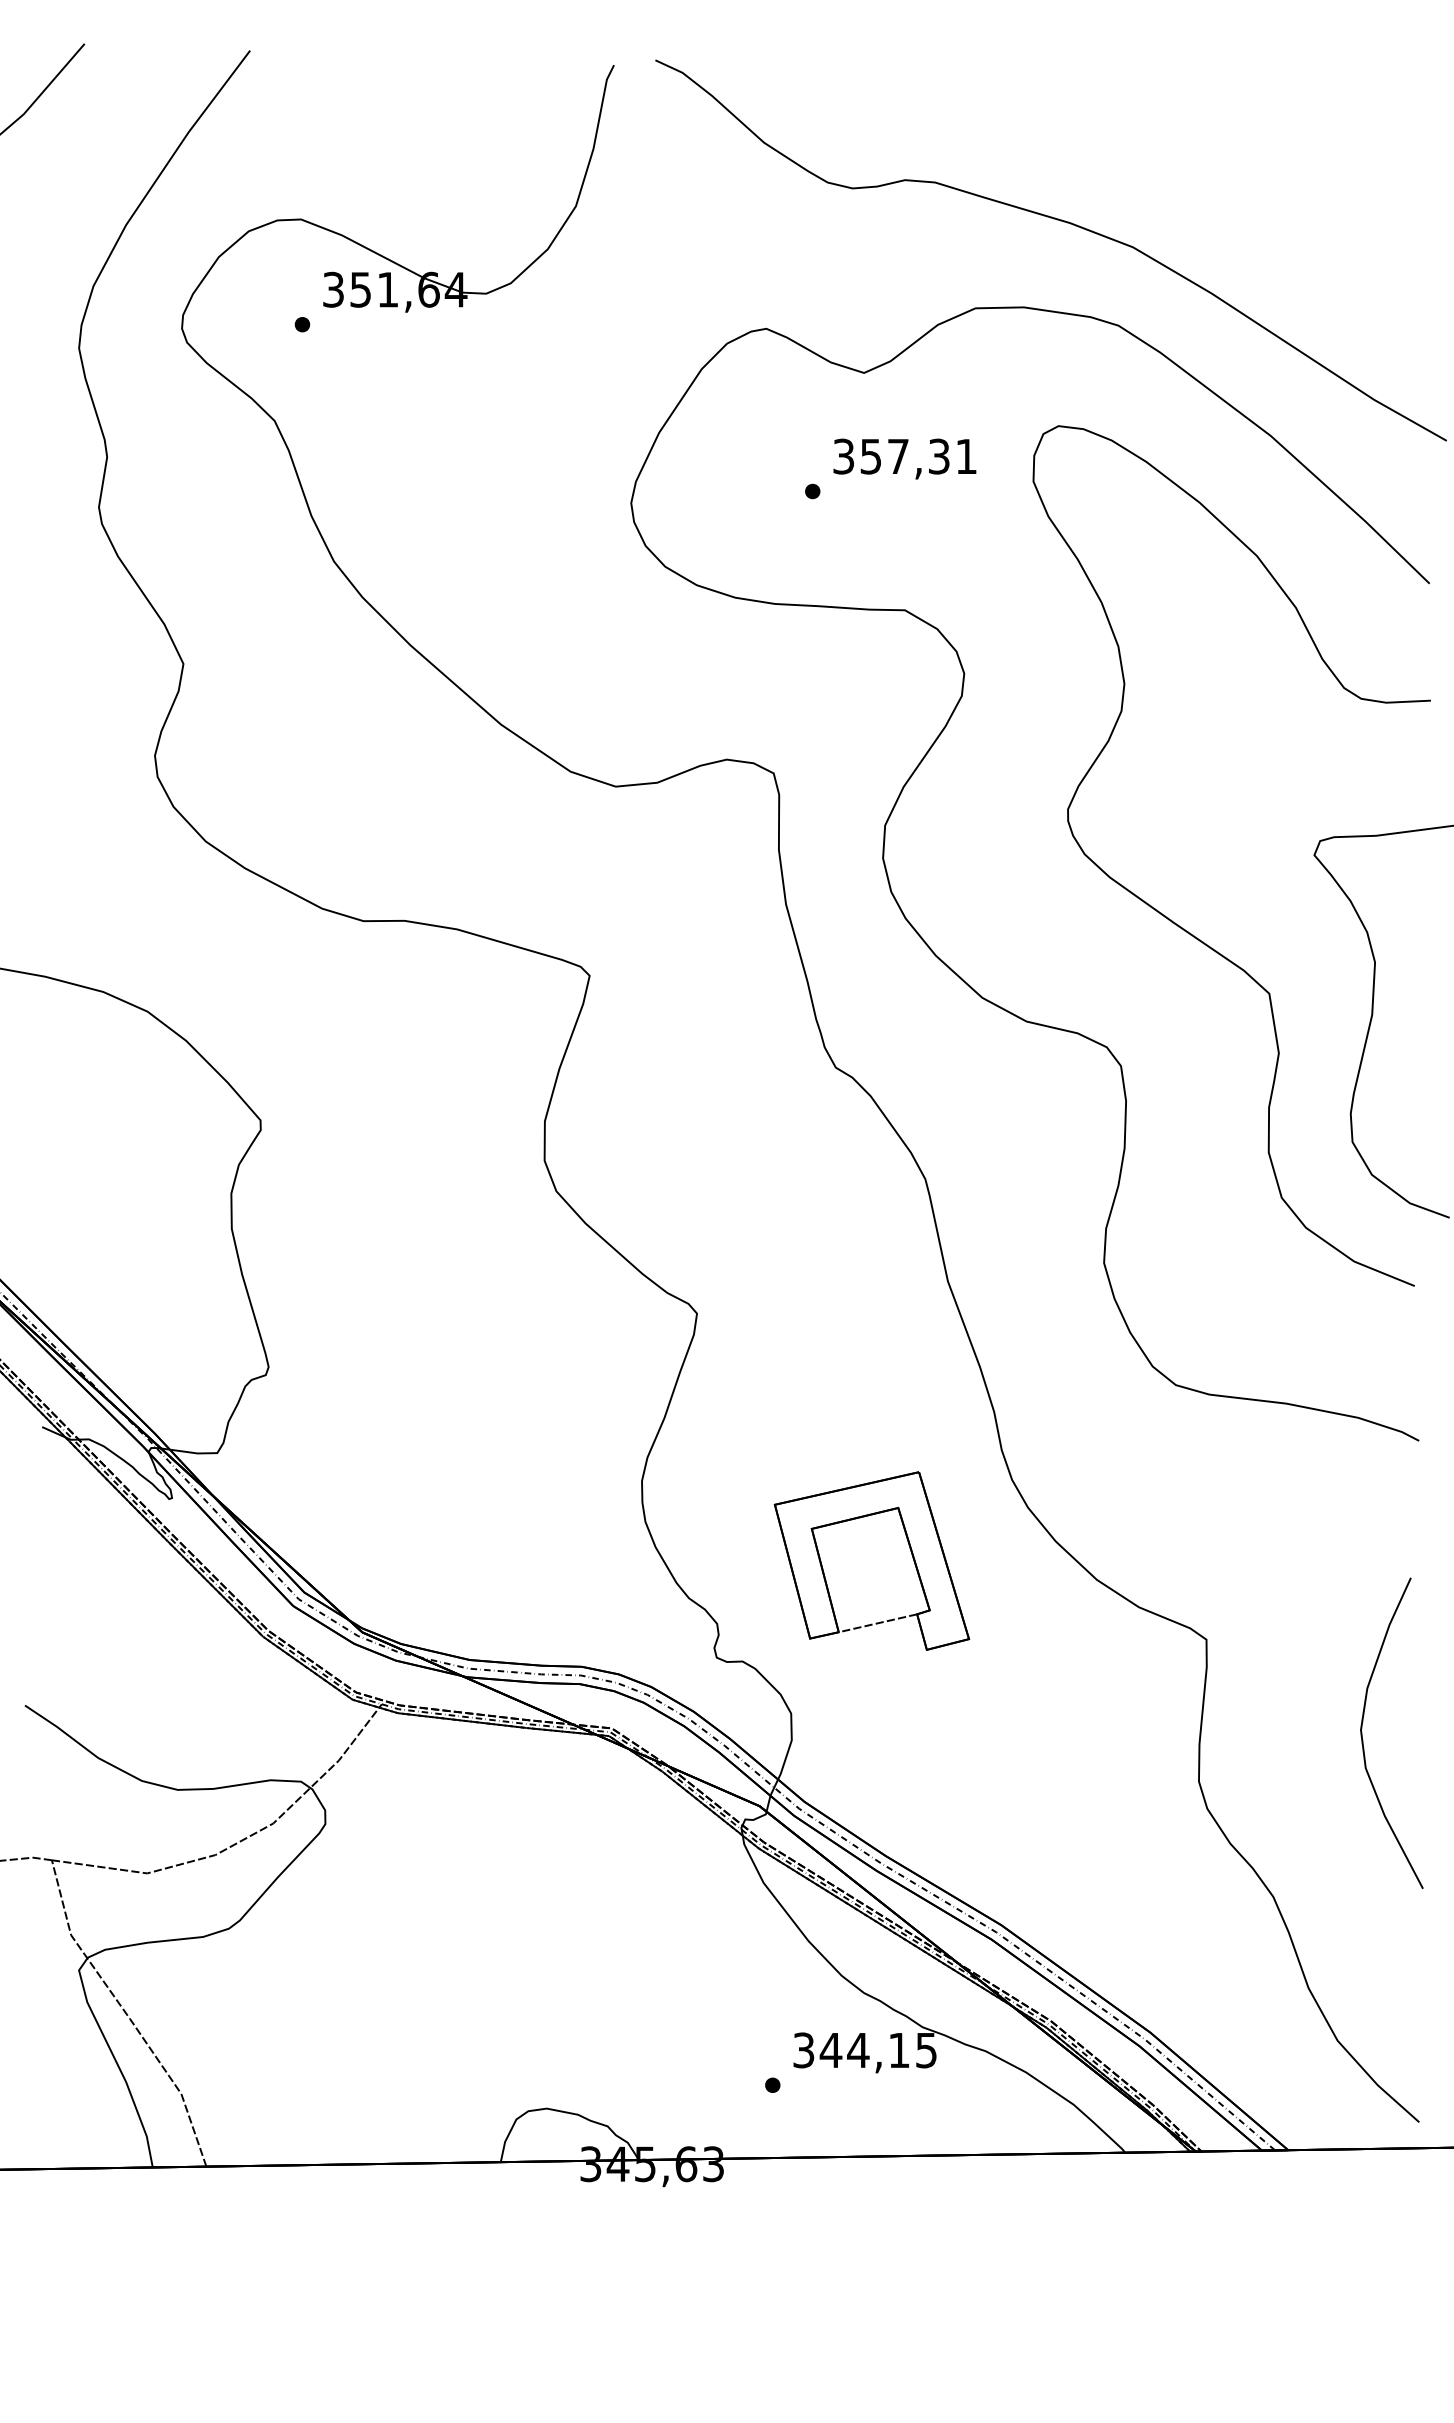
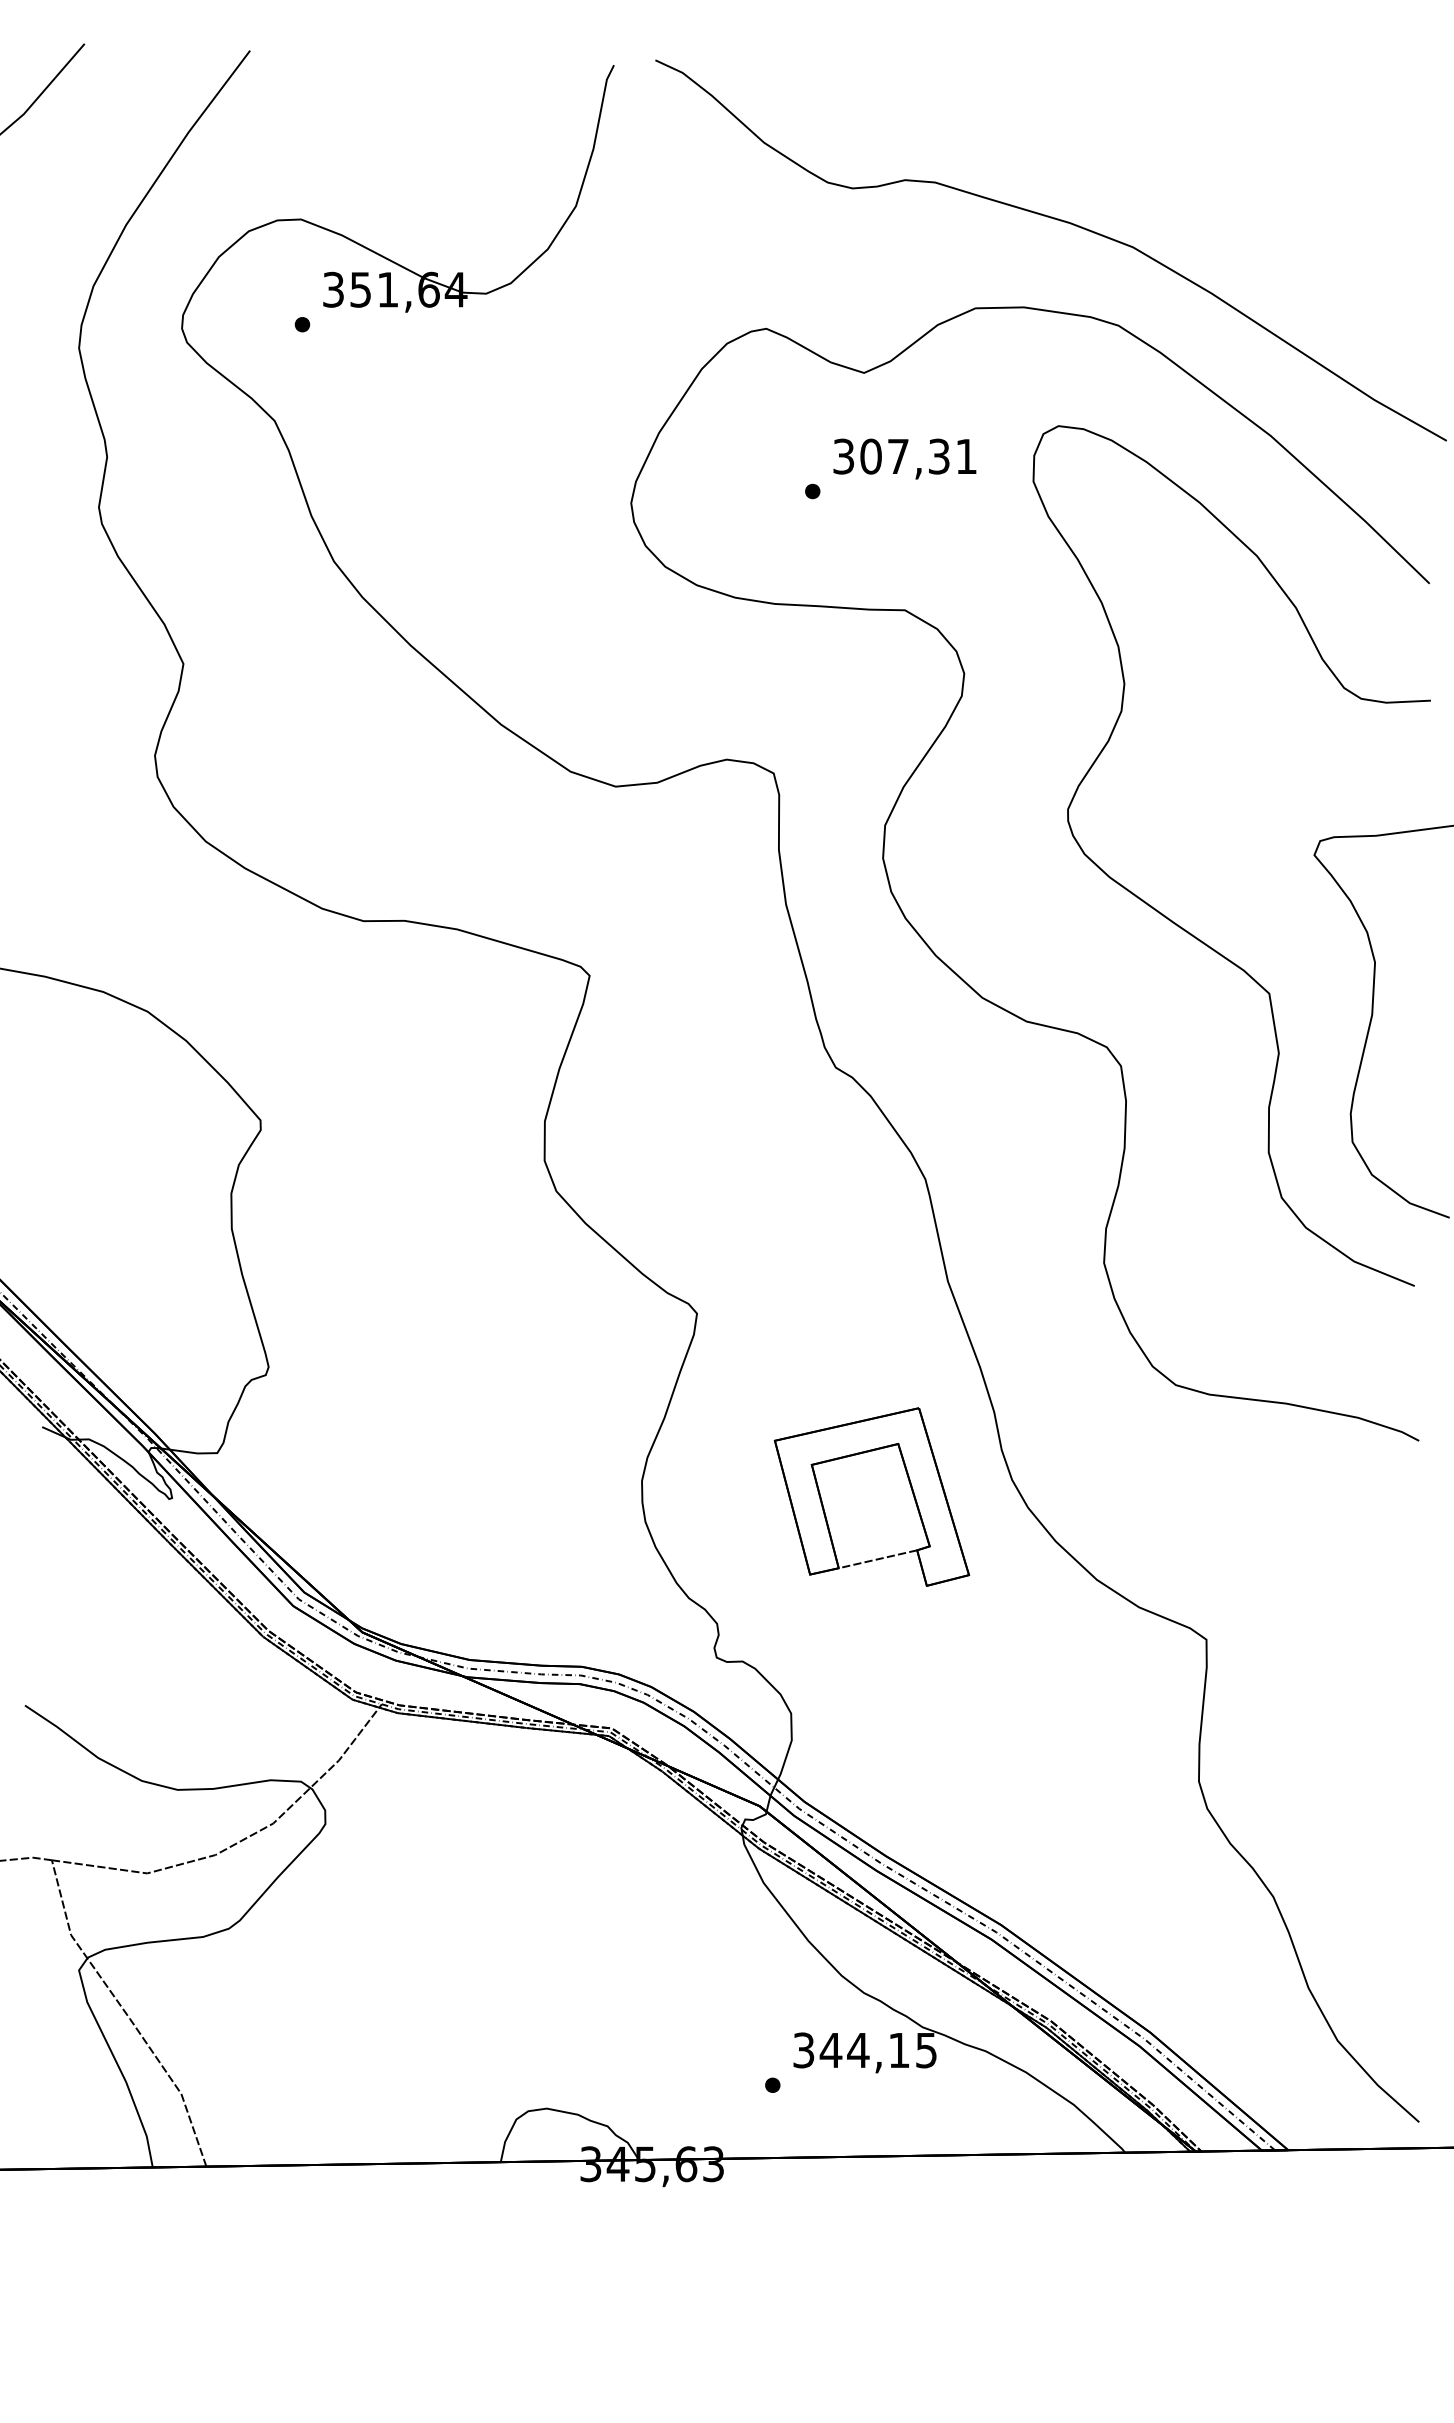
text: 357,31 -> 307,31 (870, 456)
part position: (909, 1548) -> (909, 1484) (909, 1484)
curve: present -> none (1363, 1739)
